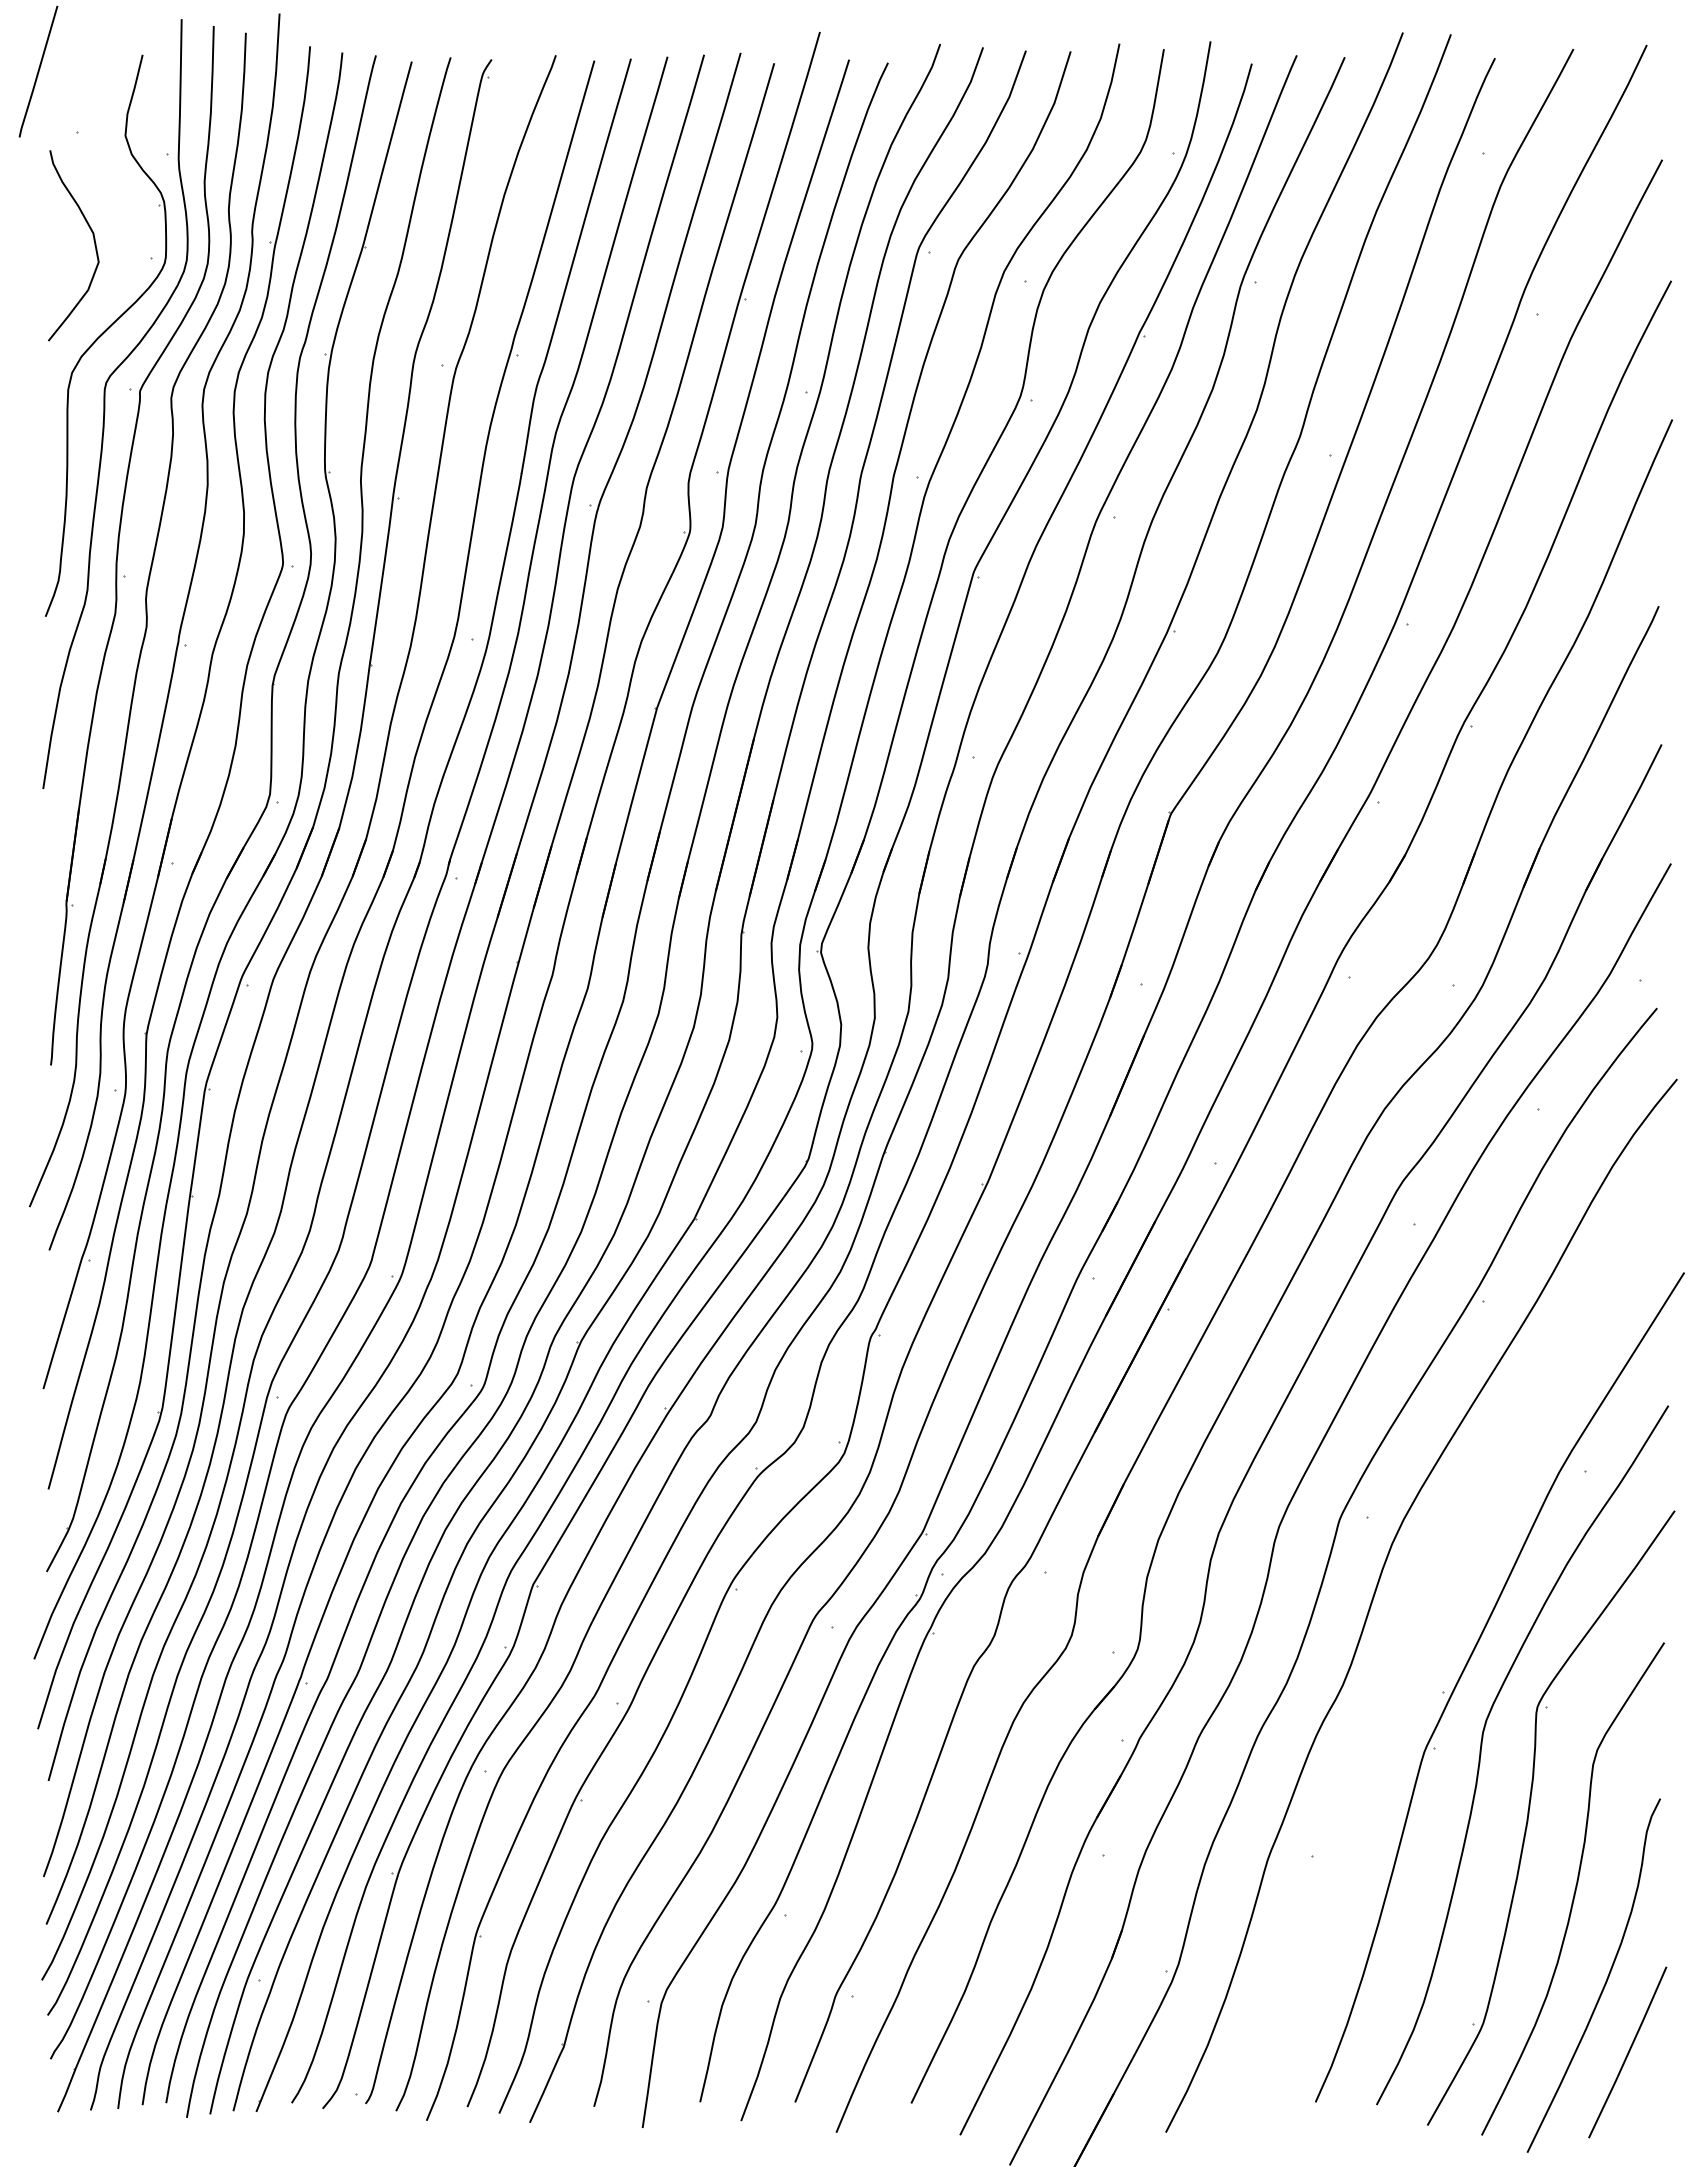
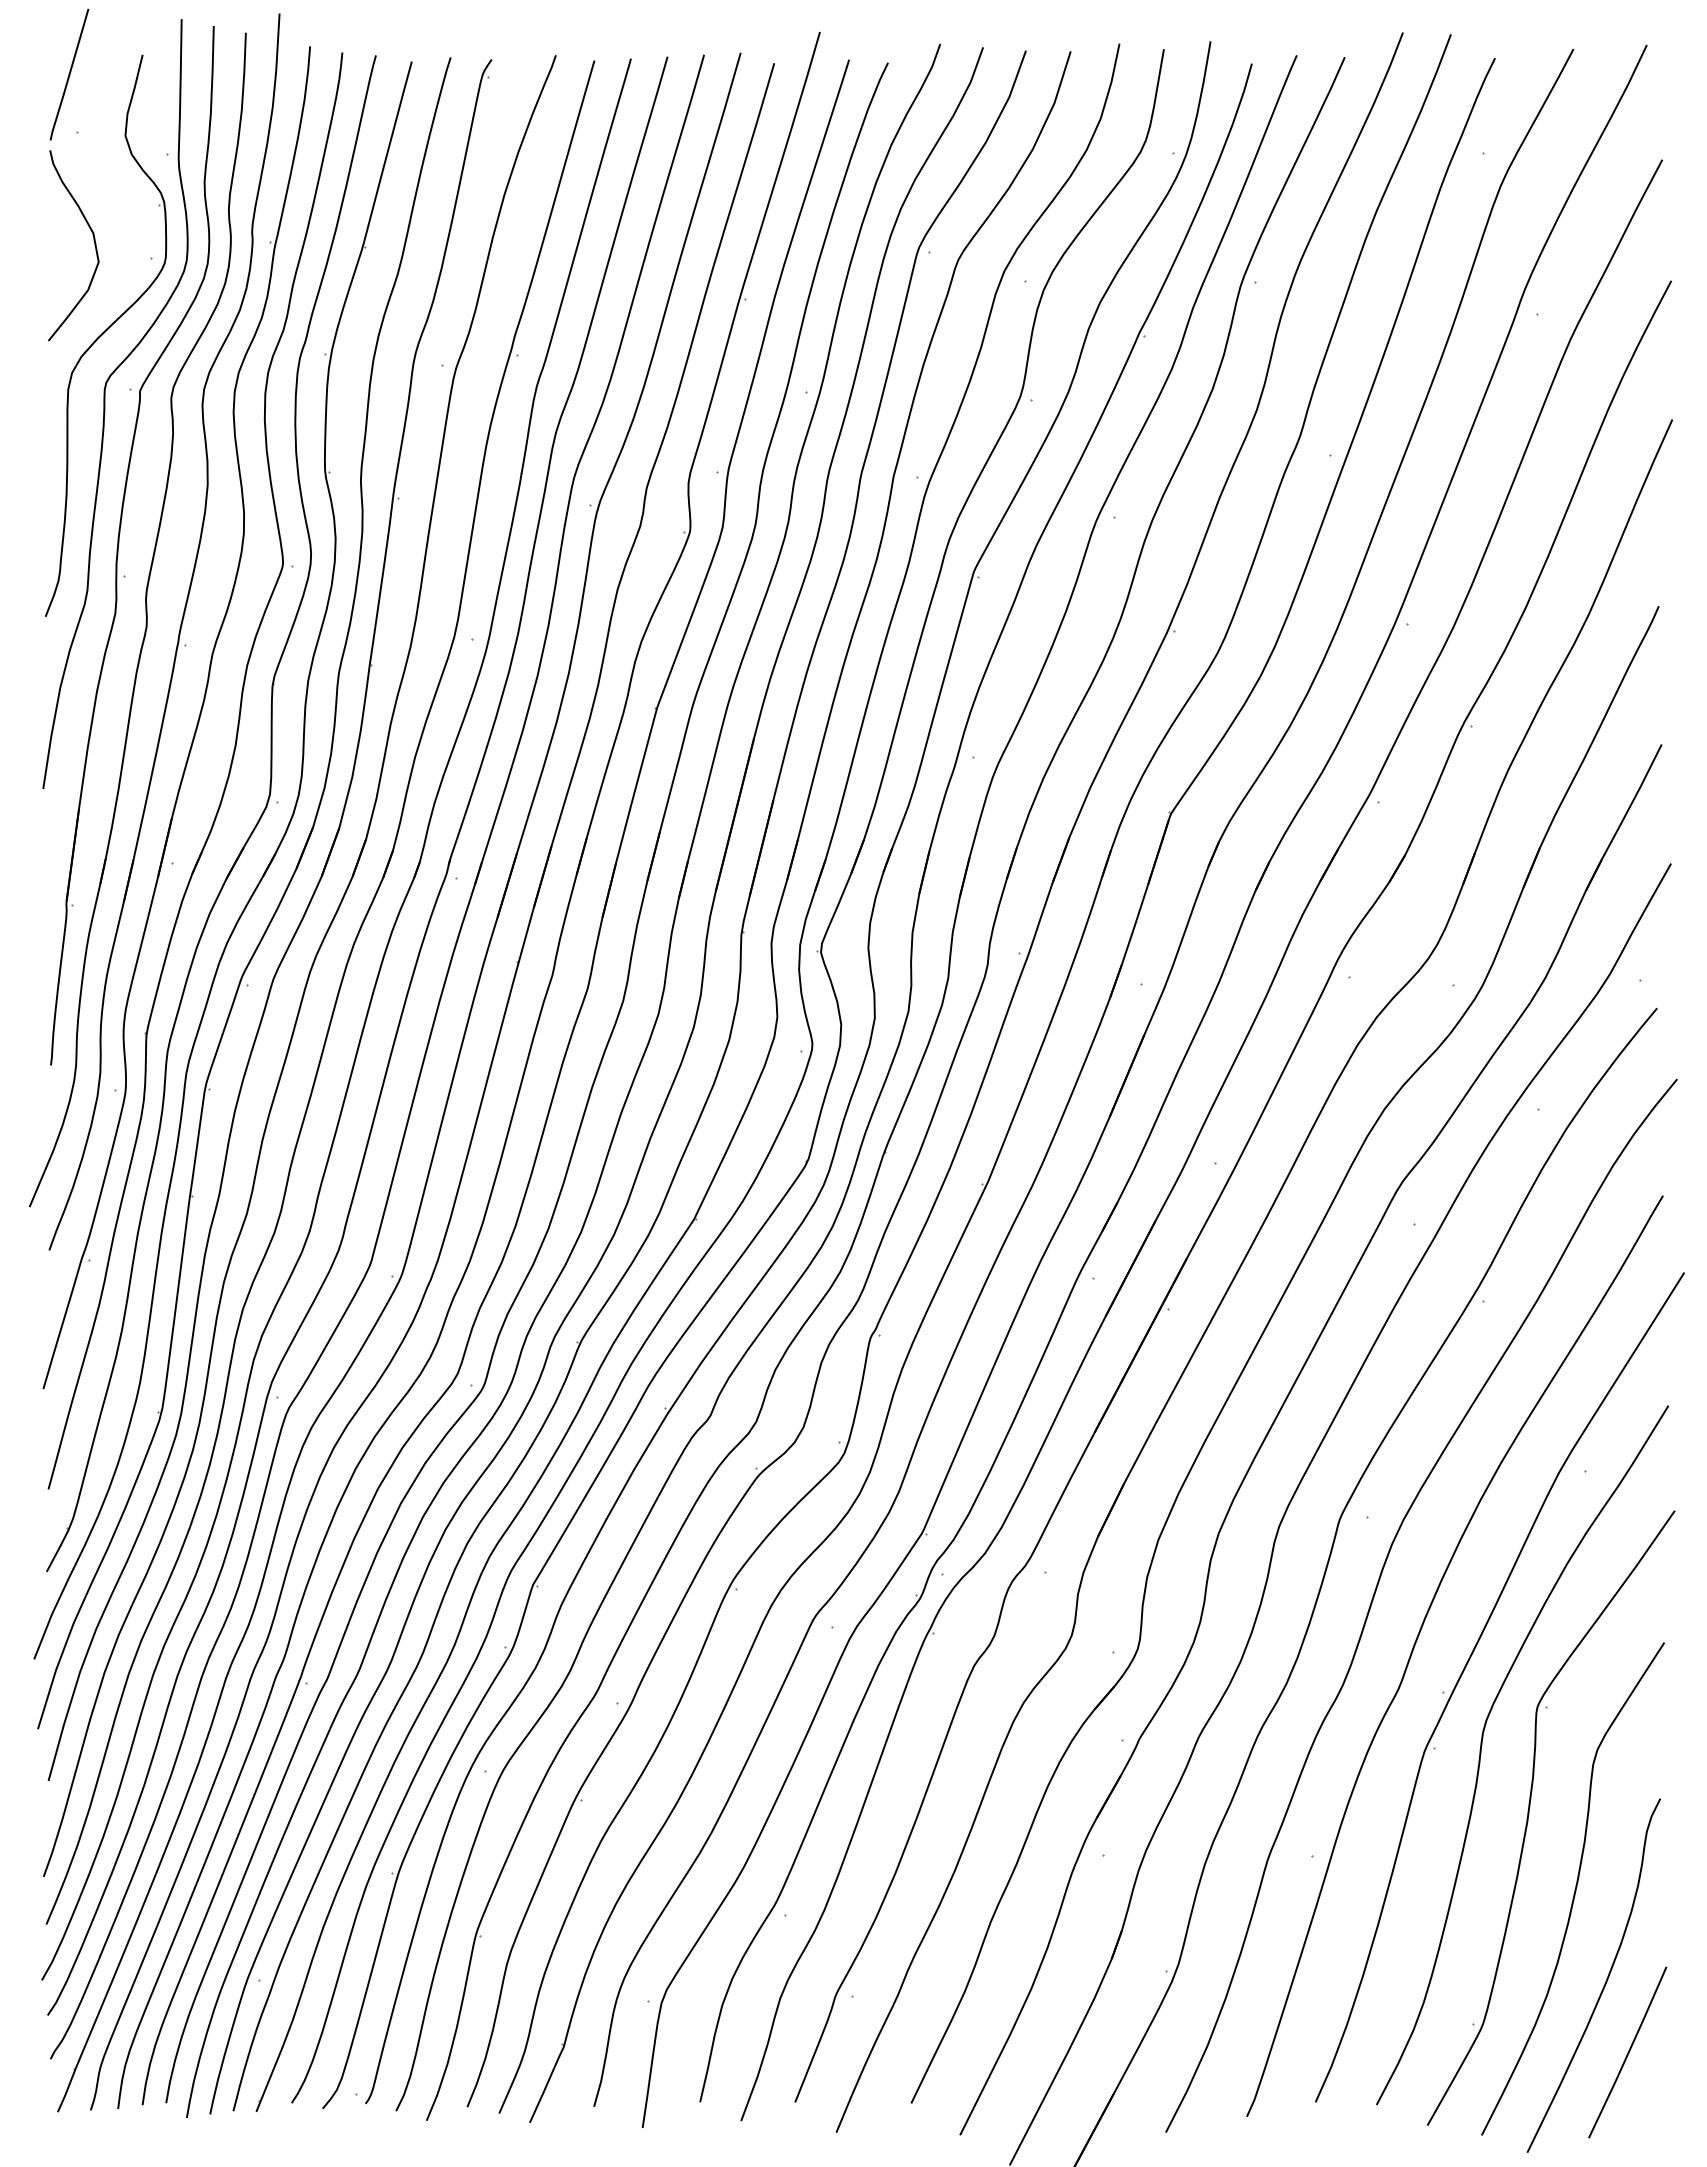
line position: (38, 71) -> (69, 74) (69, 74)
curve: none -> present (1418, 1638)
